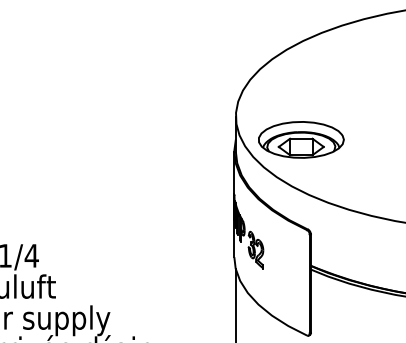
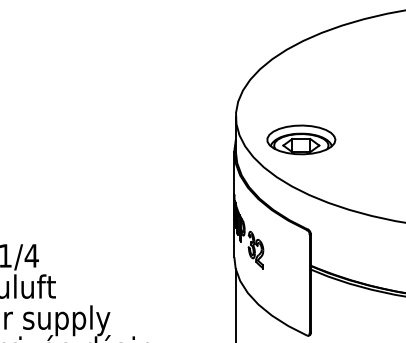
part size: 87x38 px -> 71x32 px (301, 139)
